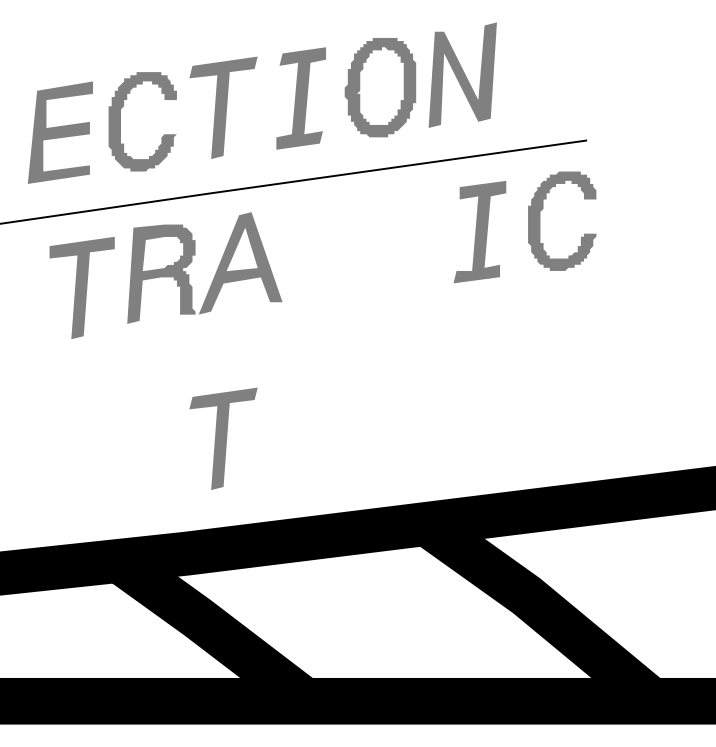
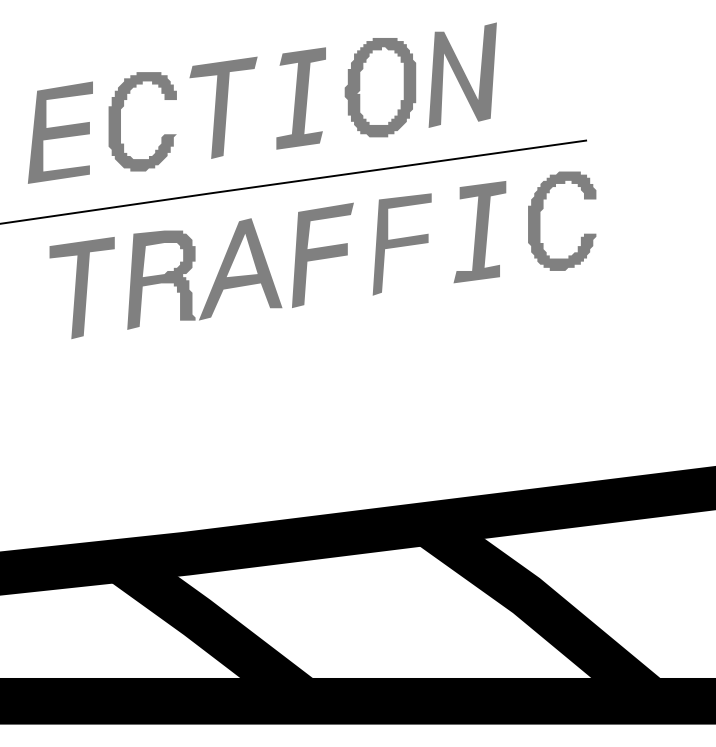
fill: none -> present (401, 244)
fill: none -> present (322, 255)
part position: (216, 270) -> (216, 276) (216, 276)
part: present -> none (223, 438)
